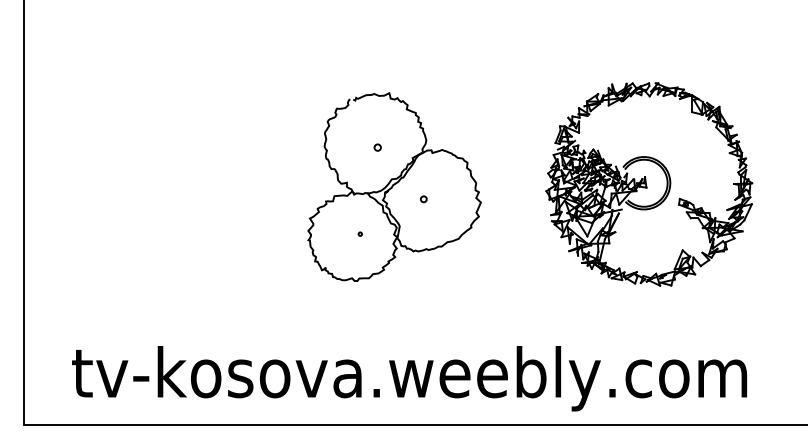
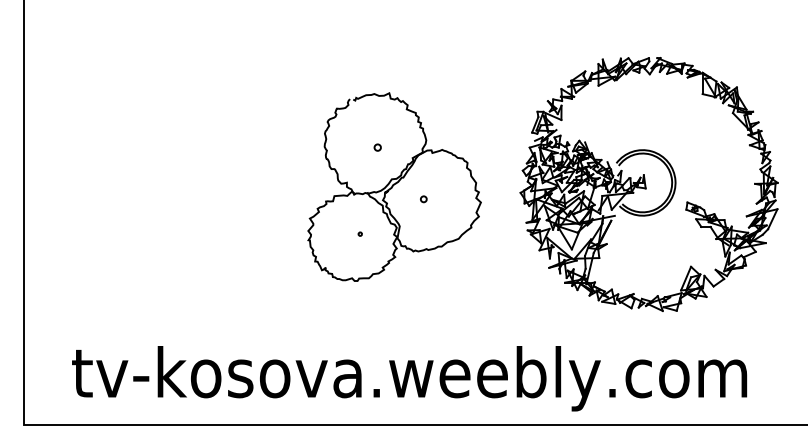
part size: 209x205 px -> 260x255 px (648, 184)
